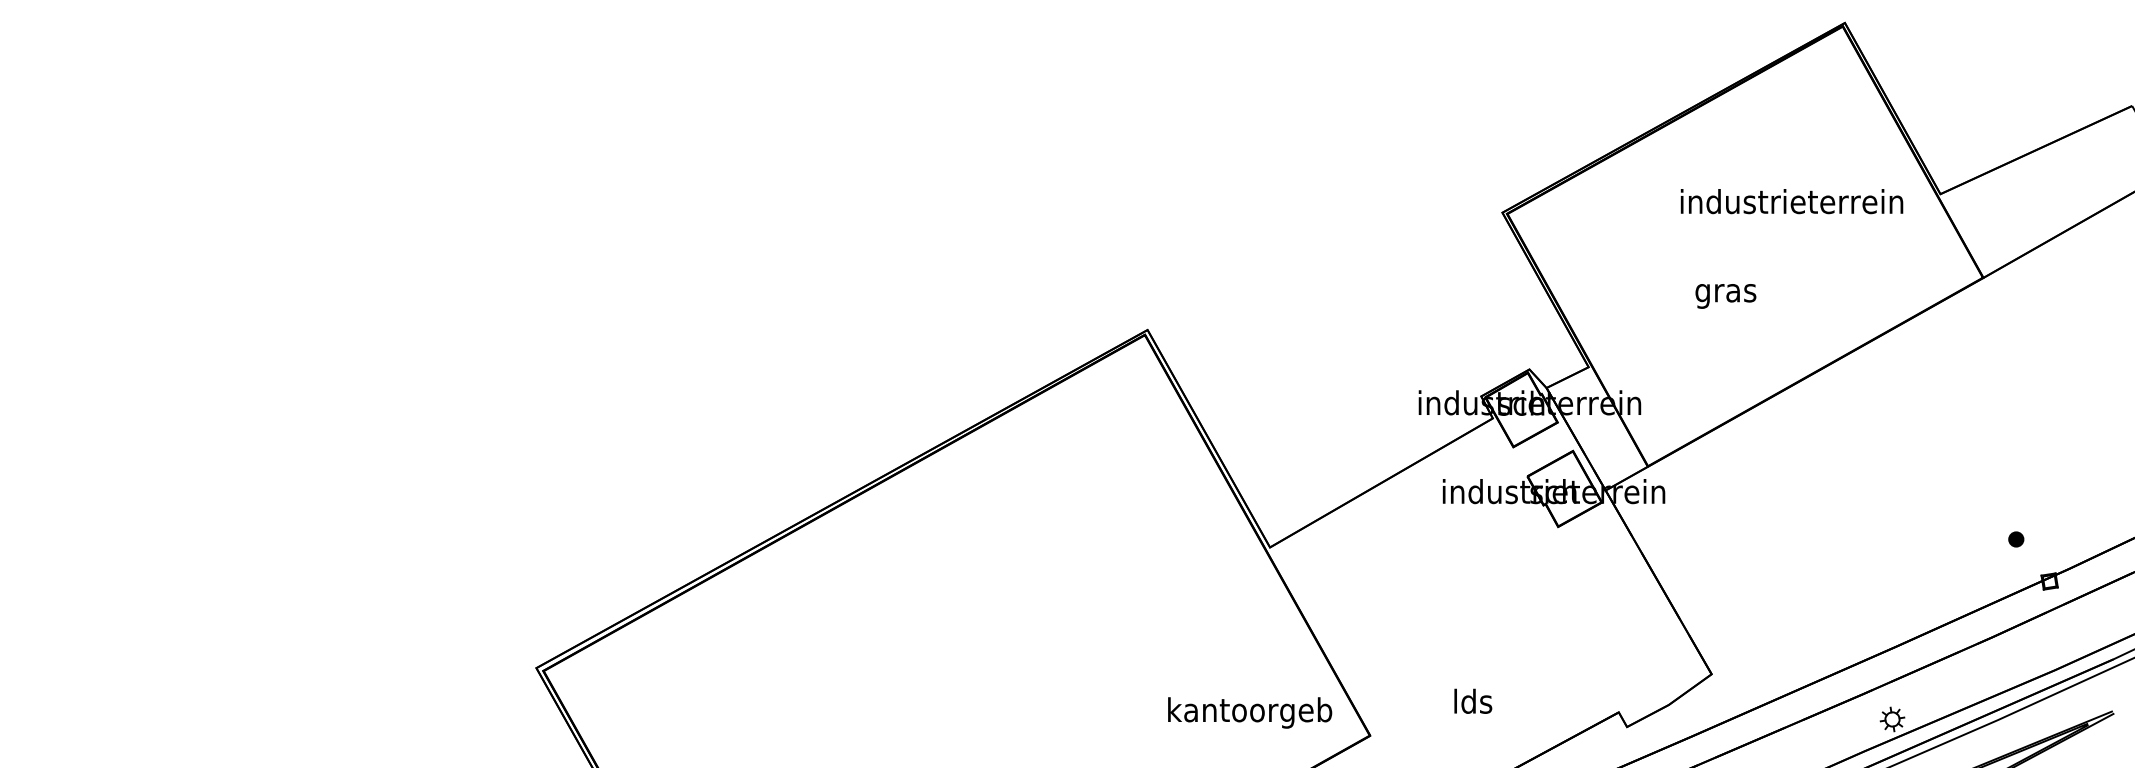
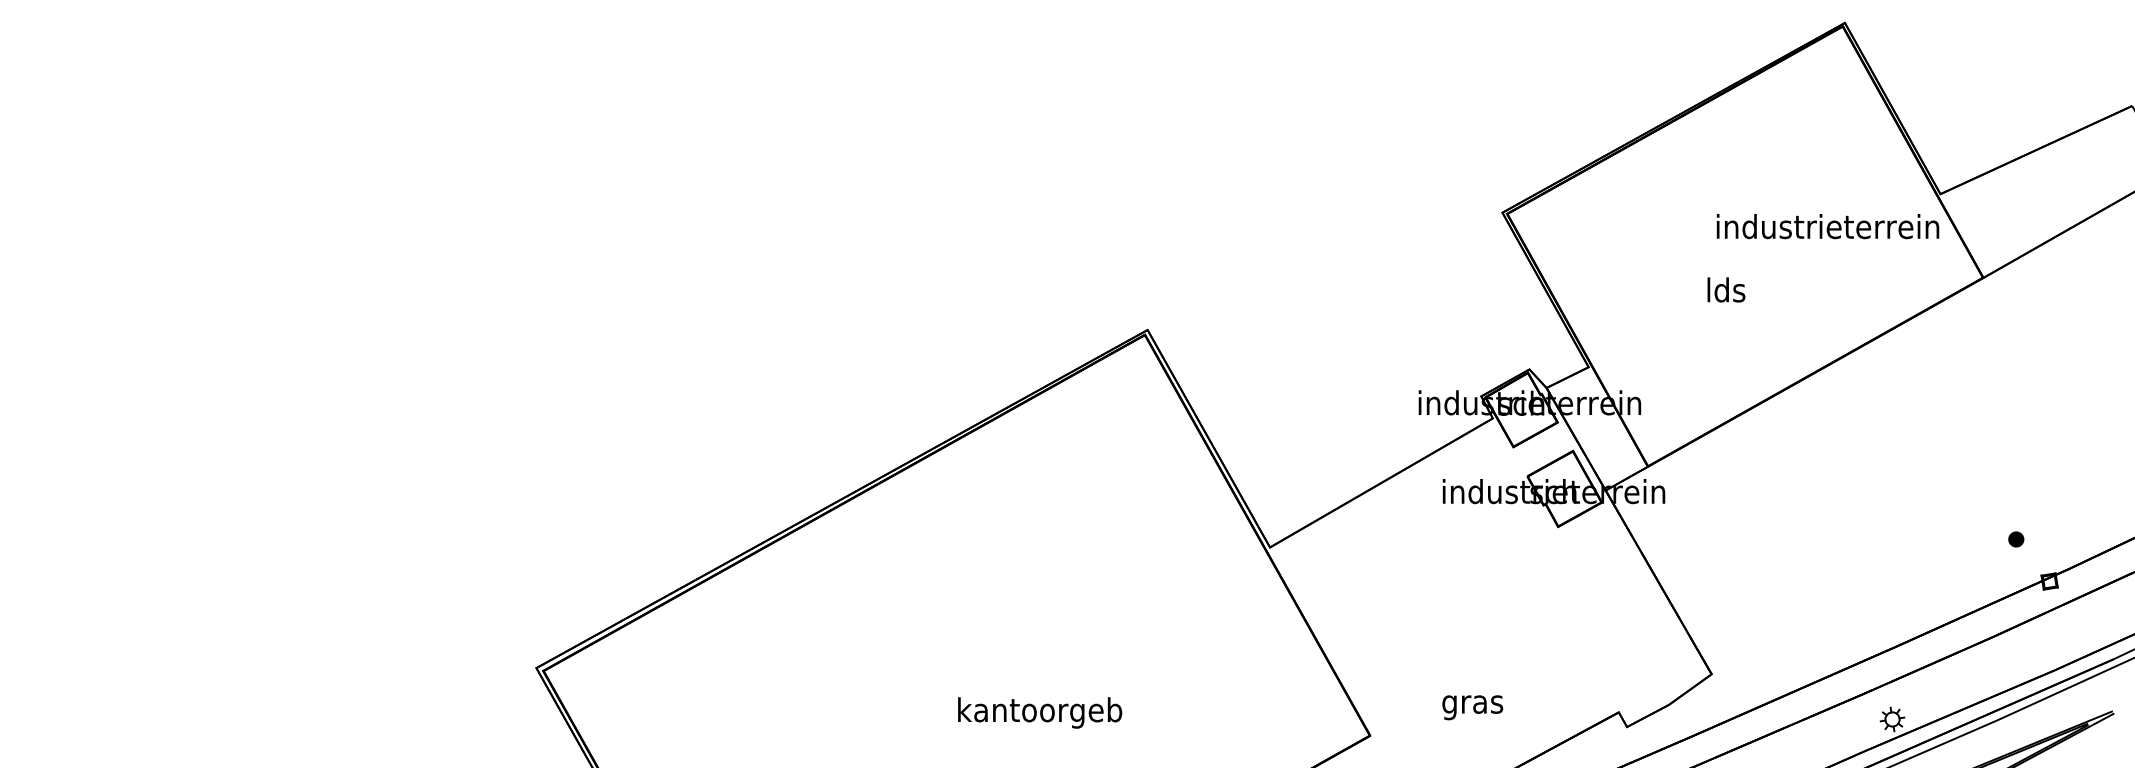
text position: (1791, 201) -> (1827, 226) (1827, 226)
text: gras -> lds (1725, 292)
text: lds -> gras (1472, 704)
text position: (1250, 712) -> (1040, 712) (1040, 712)
